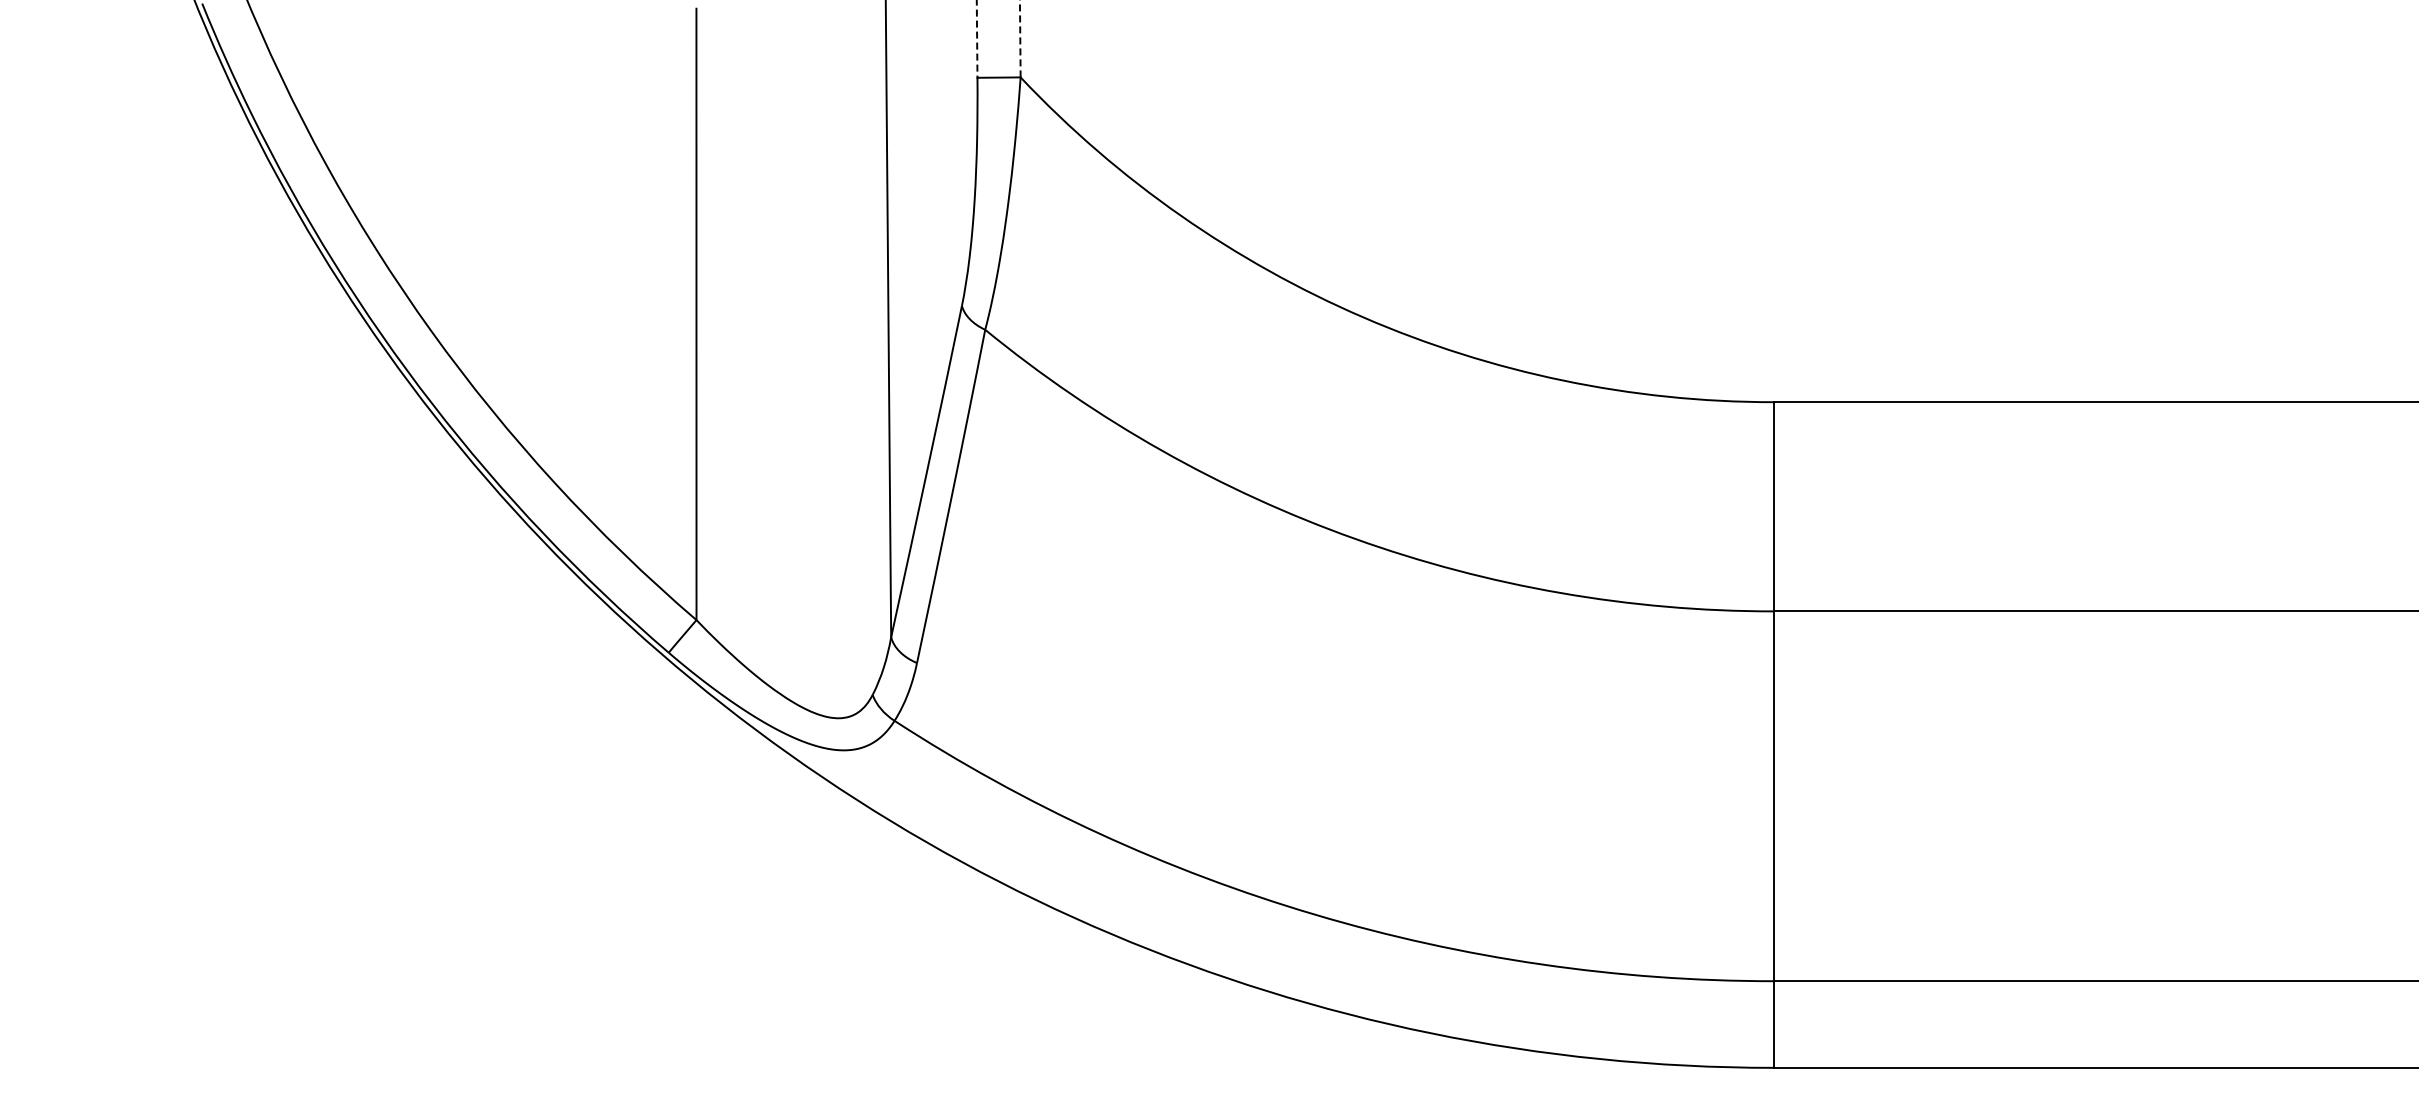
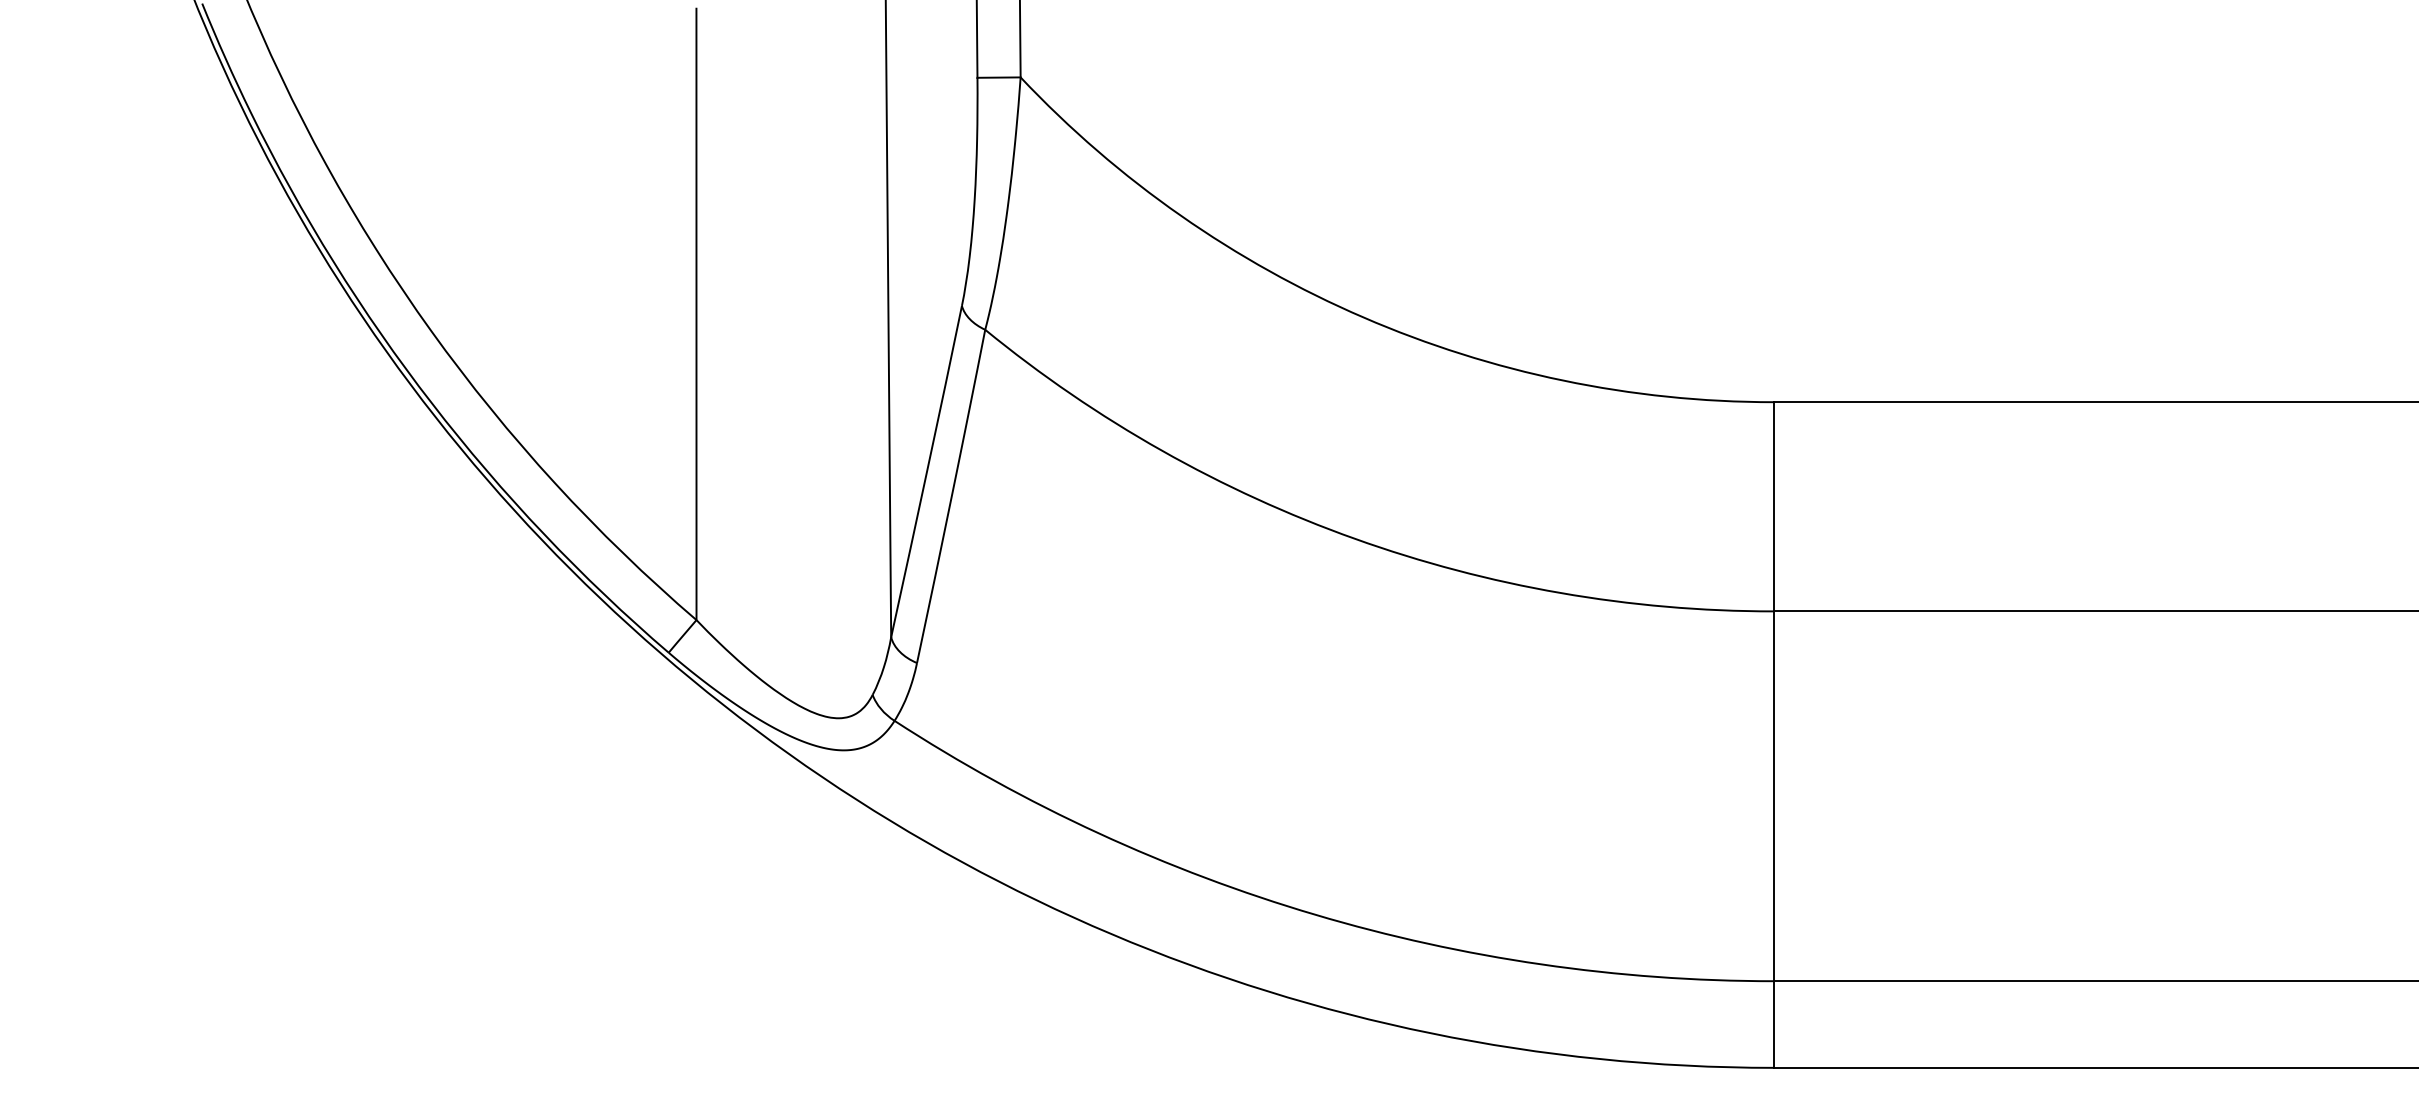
line: dashed -> solid (1020, 38)
line: dashed -> solid (977, 39)
